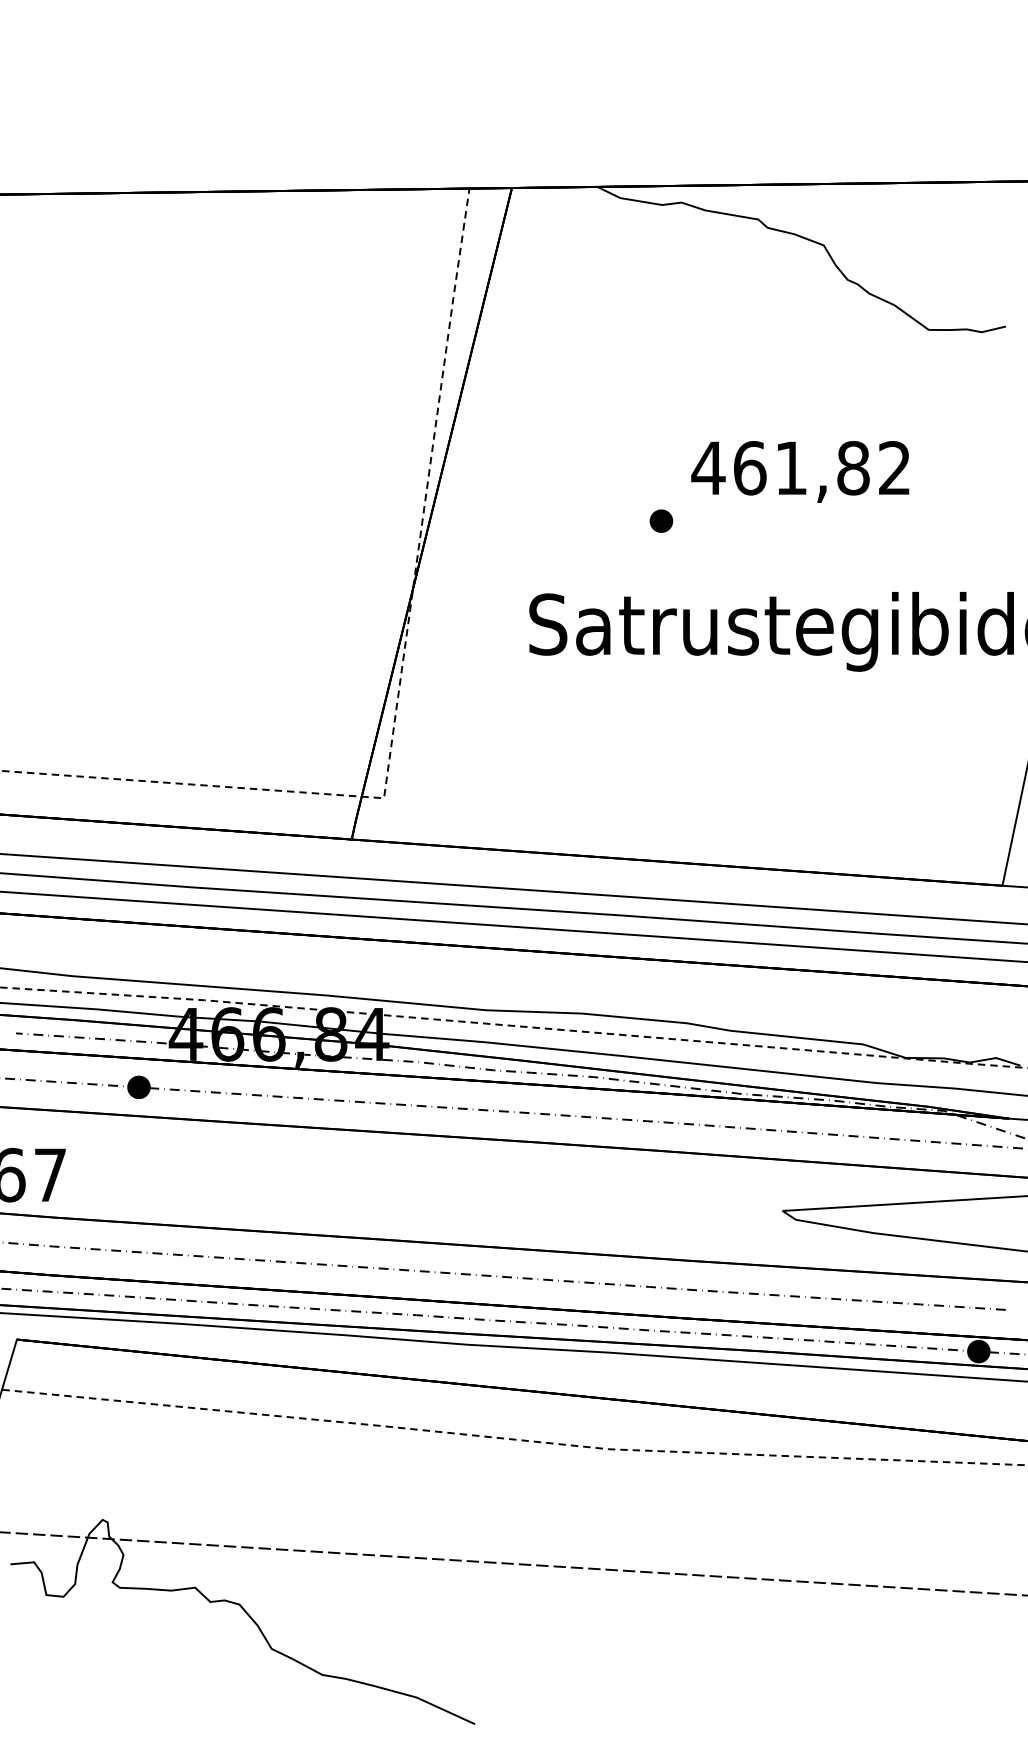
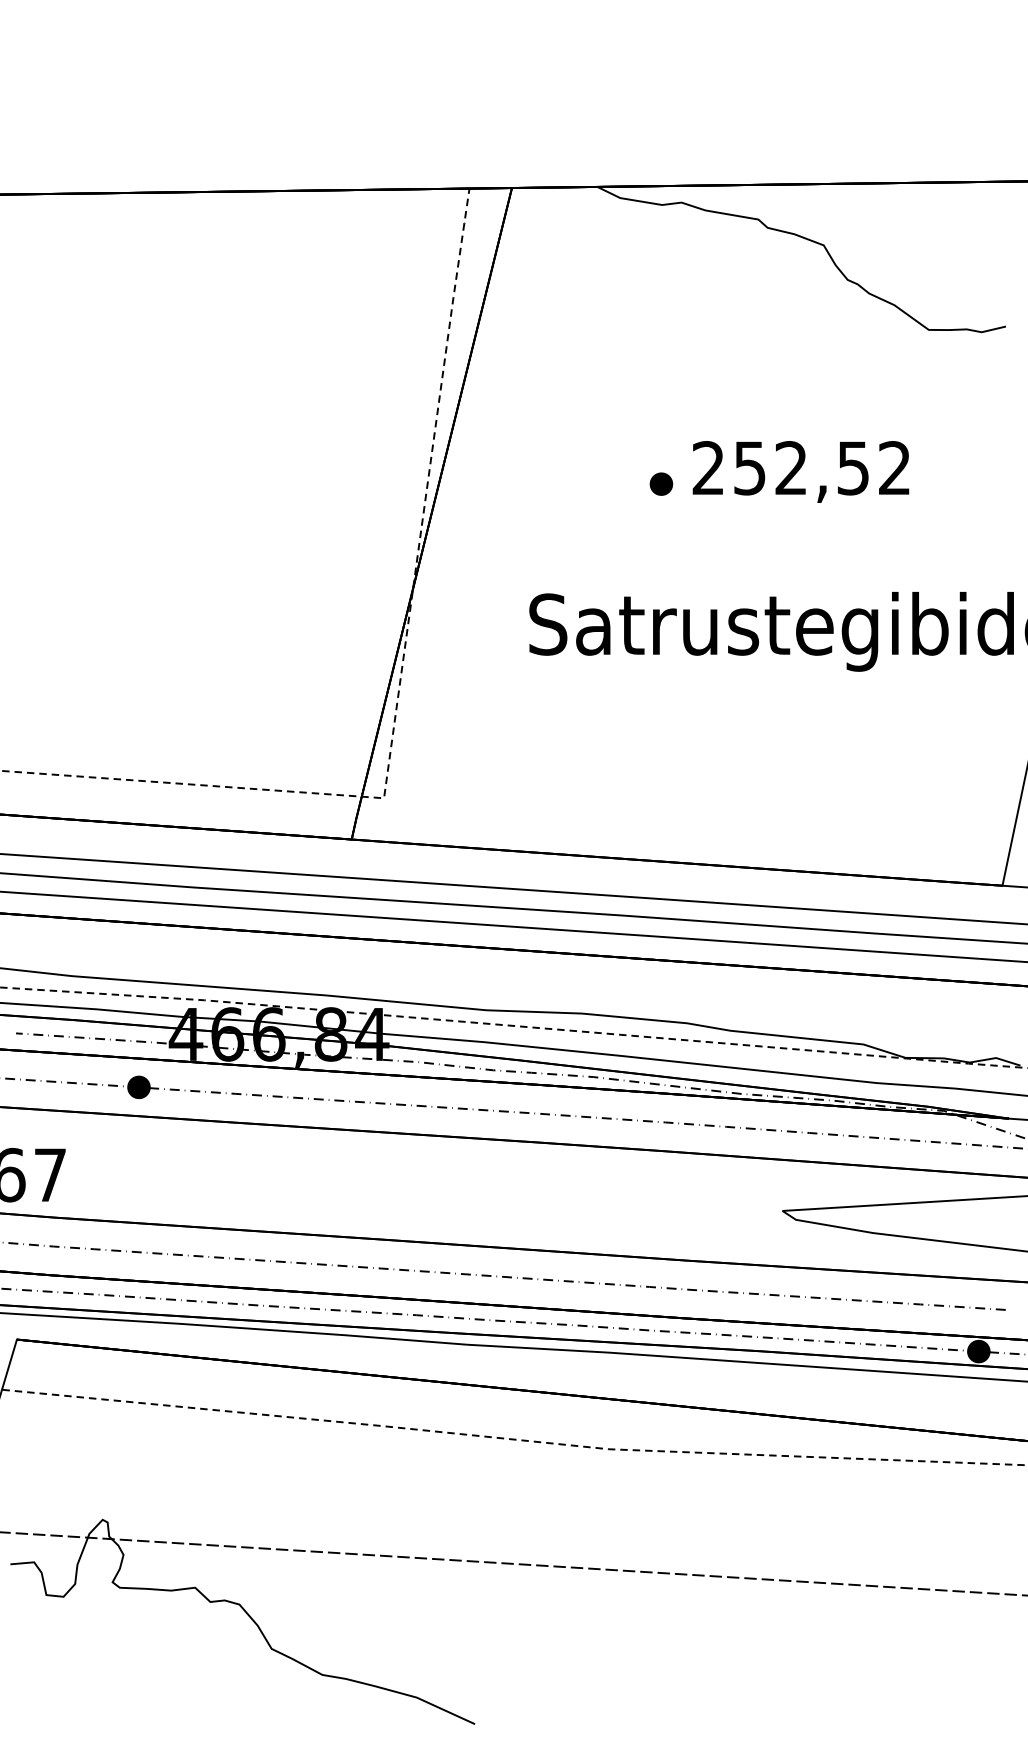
text: 461,82 -> 252,52 (780, 468)
part position: (661, 520) -> (661, 483) (661, 483)
